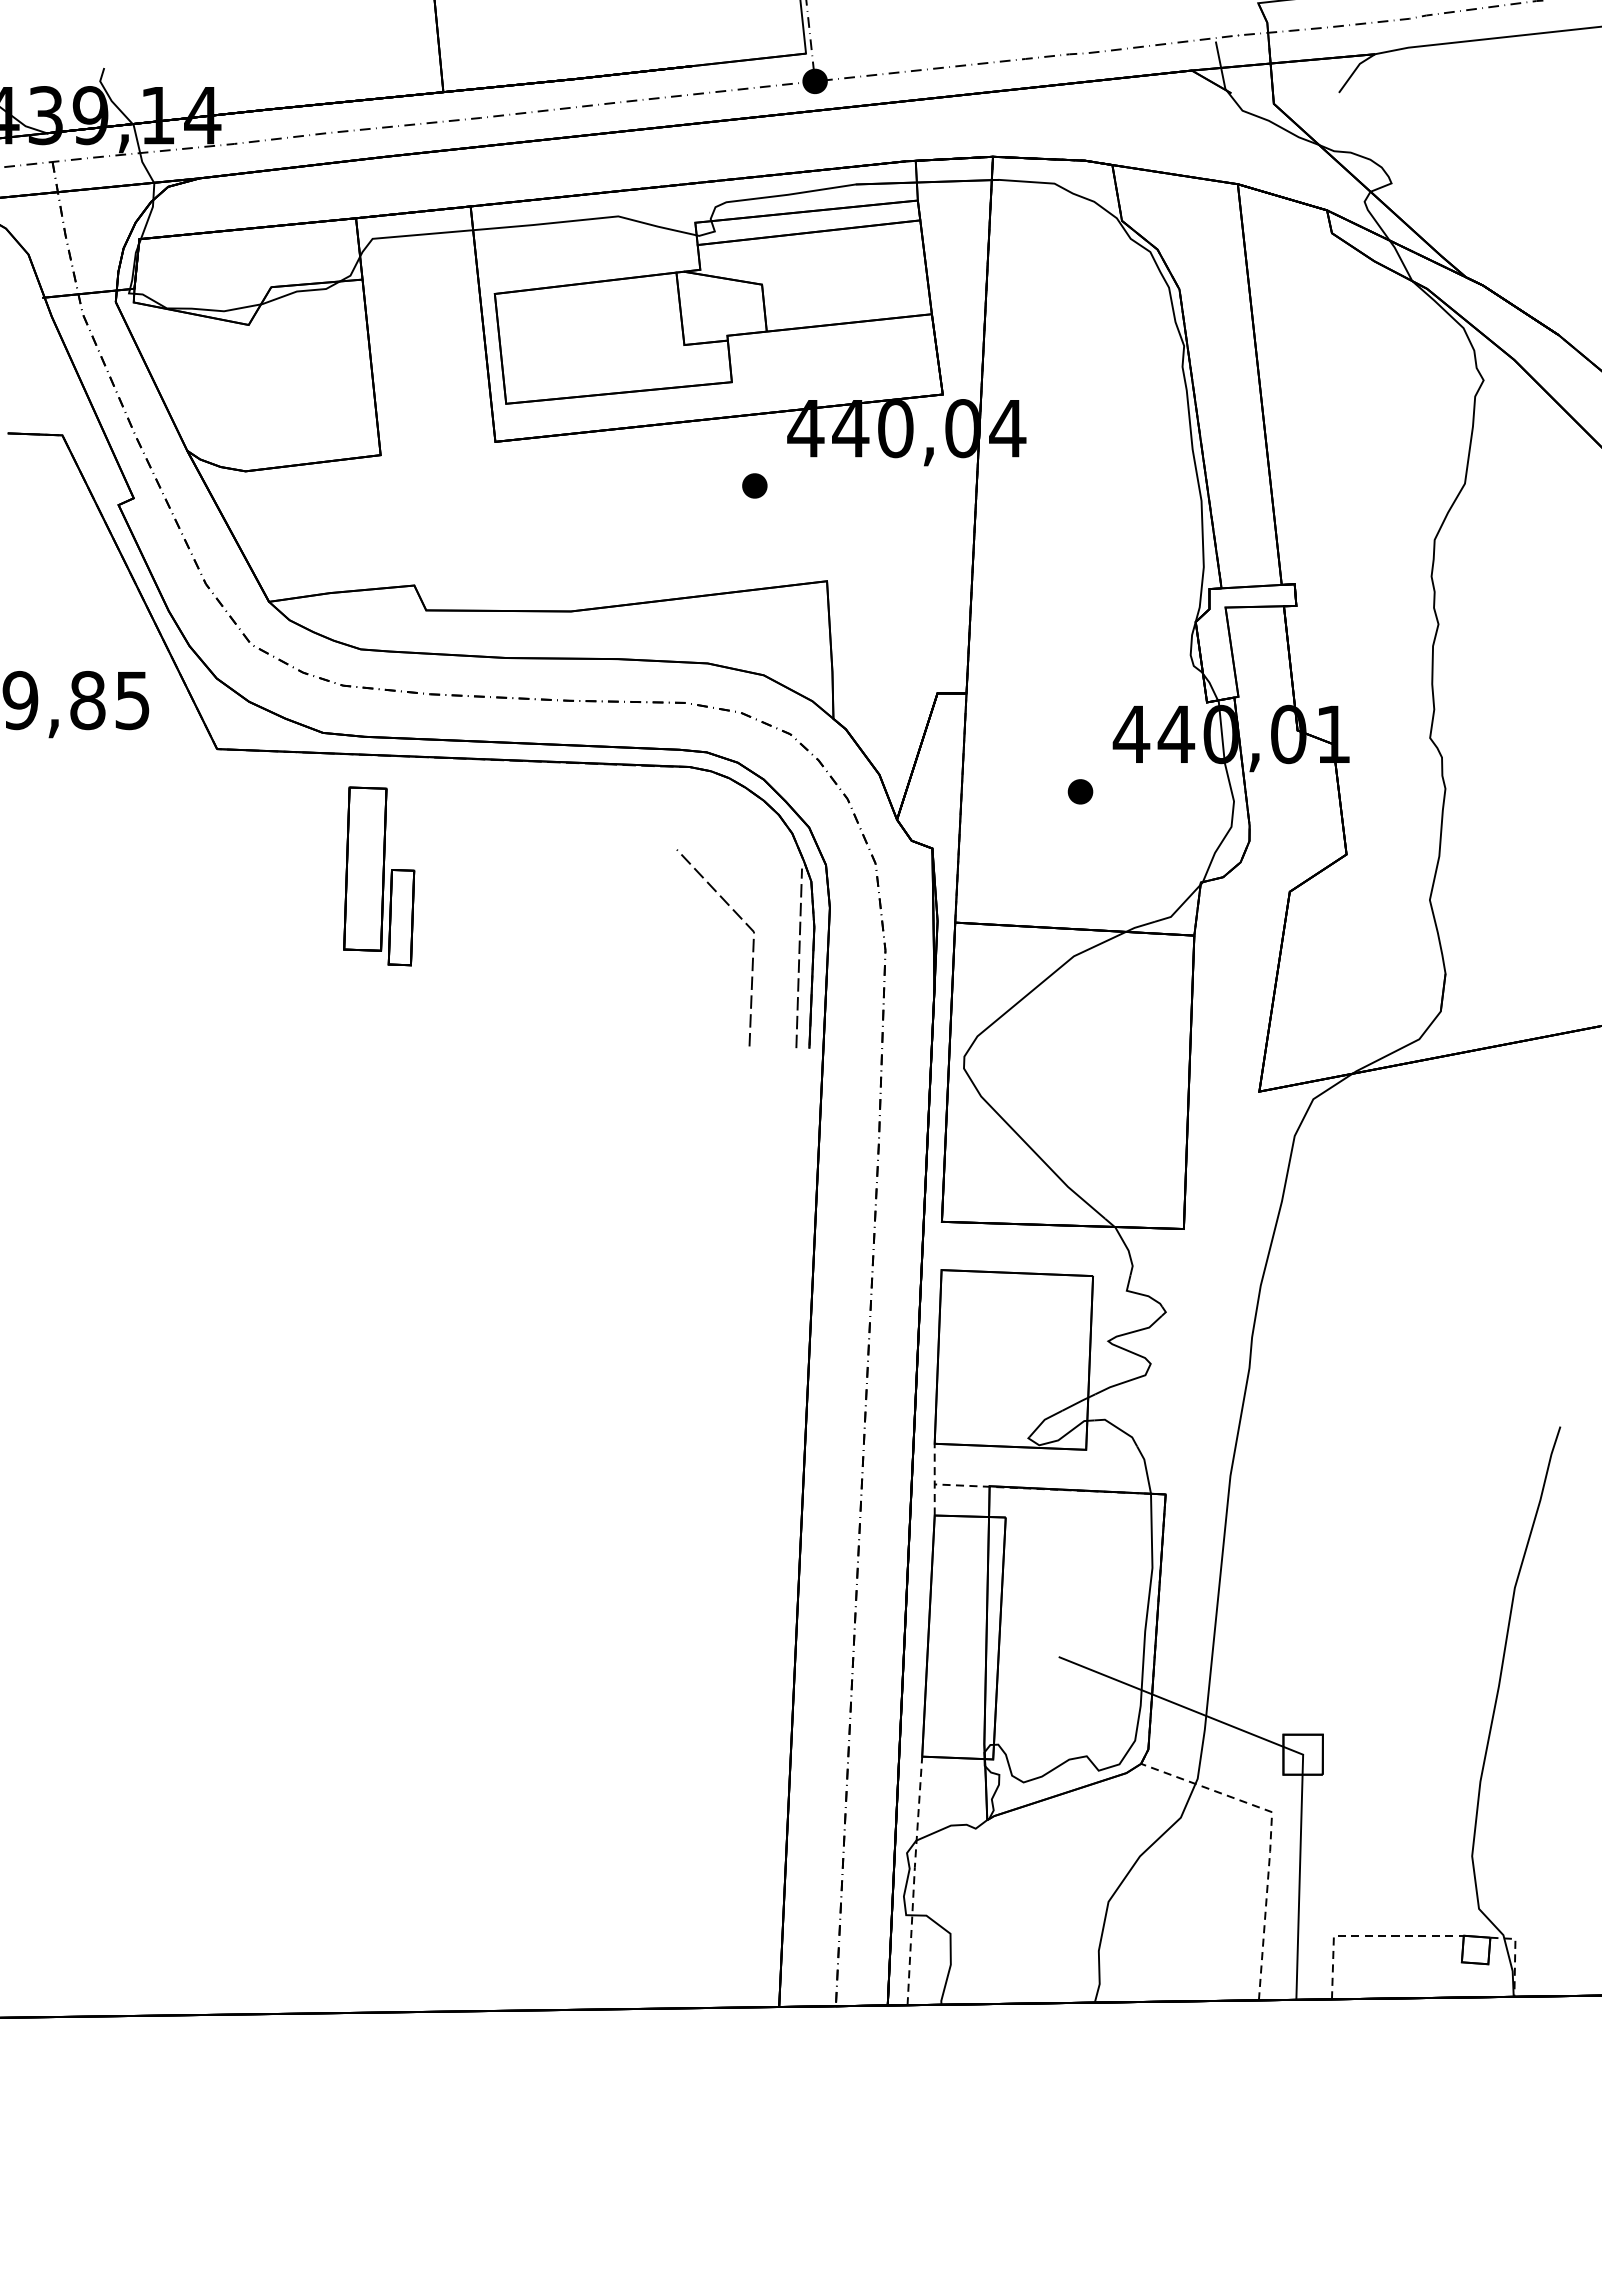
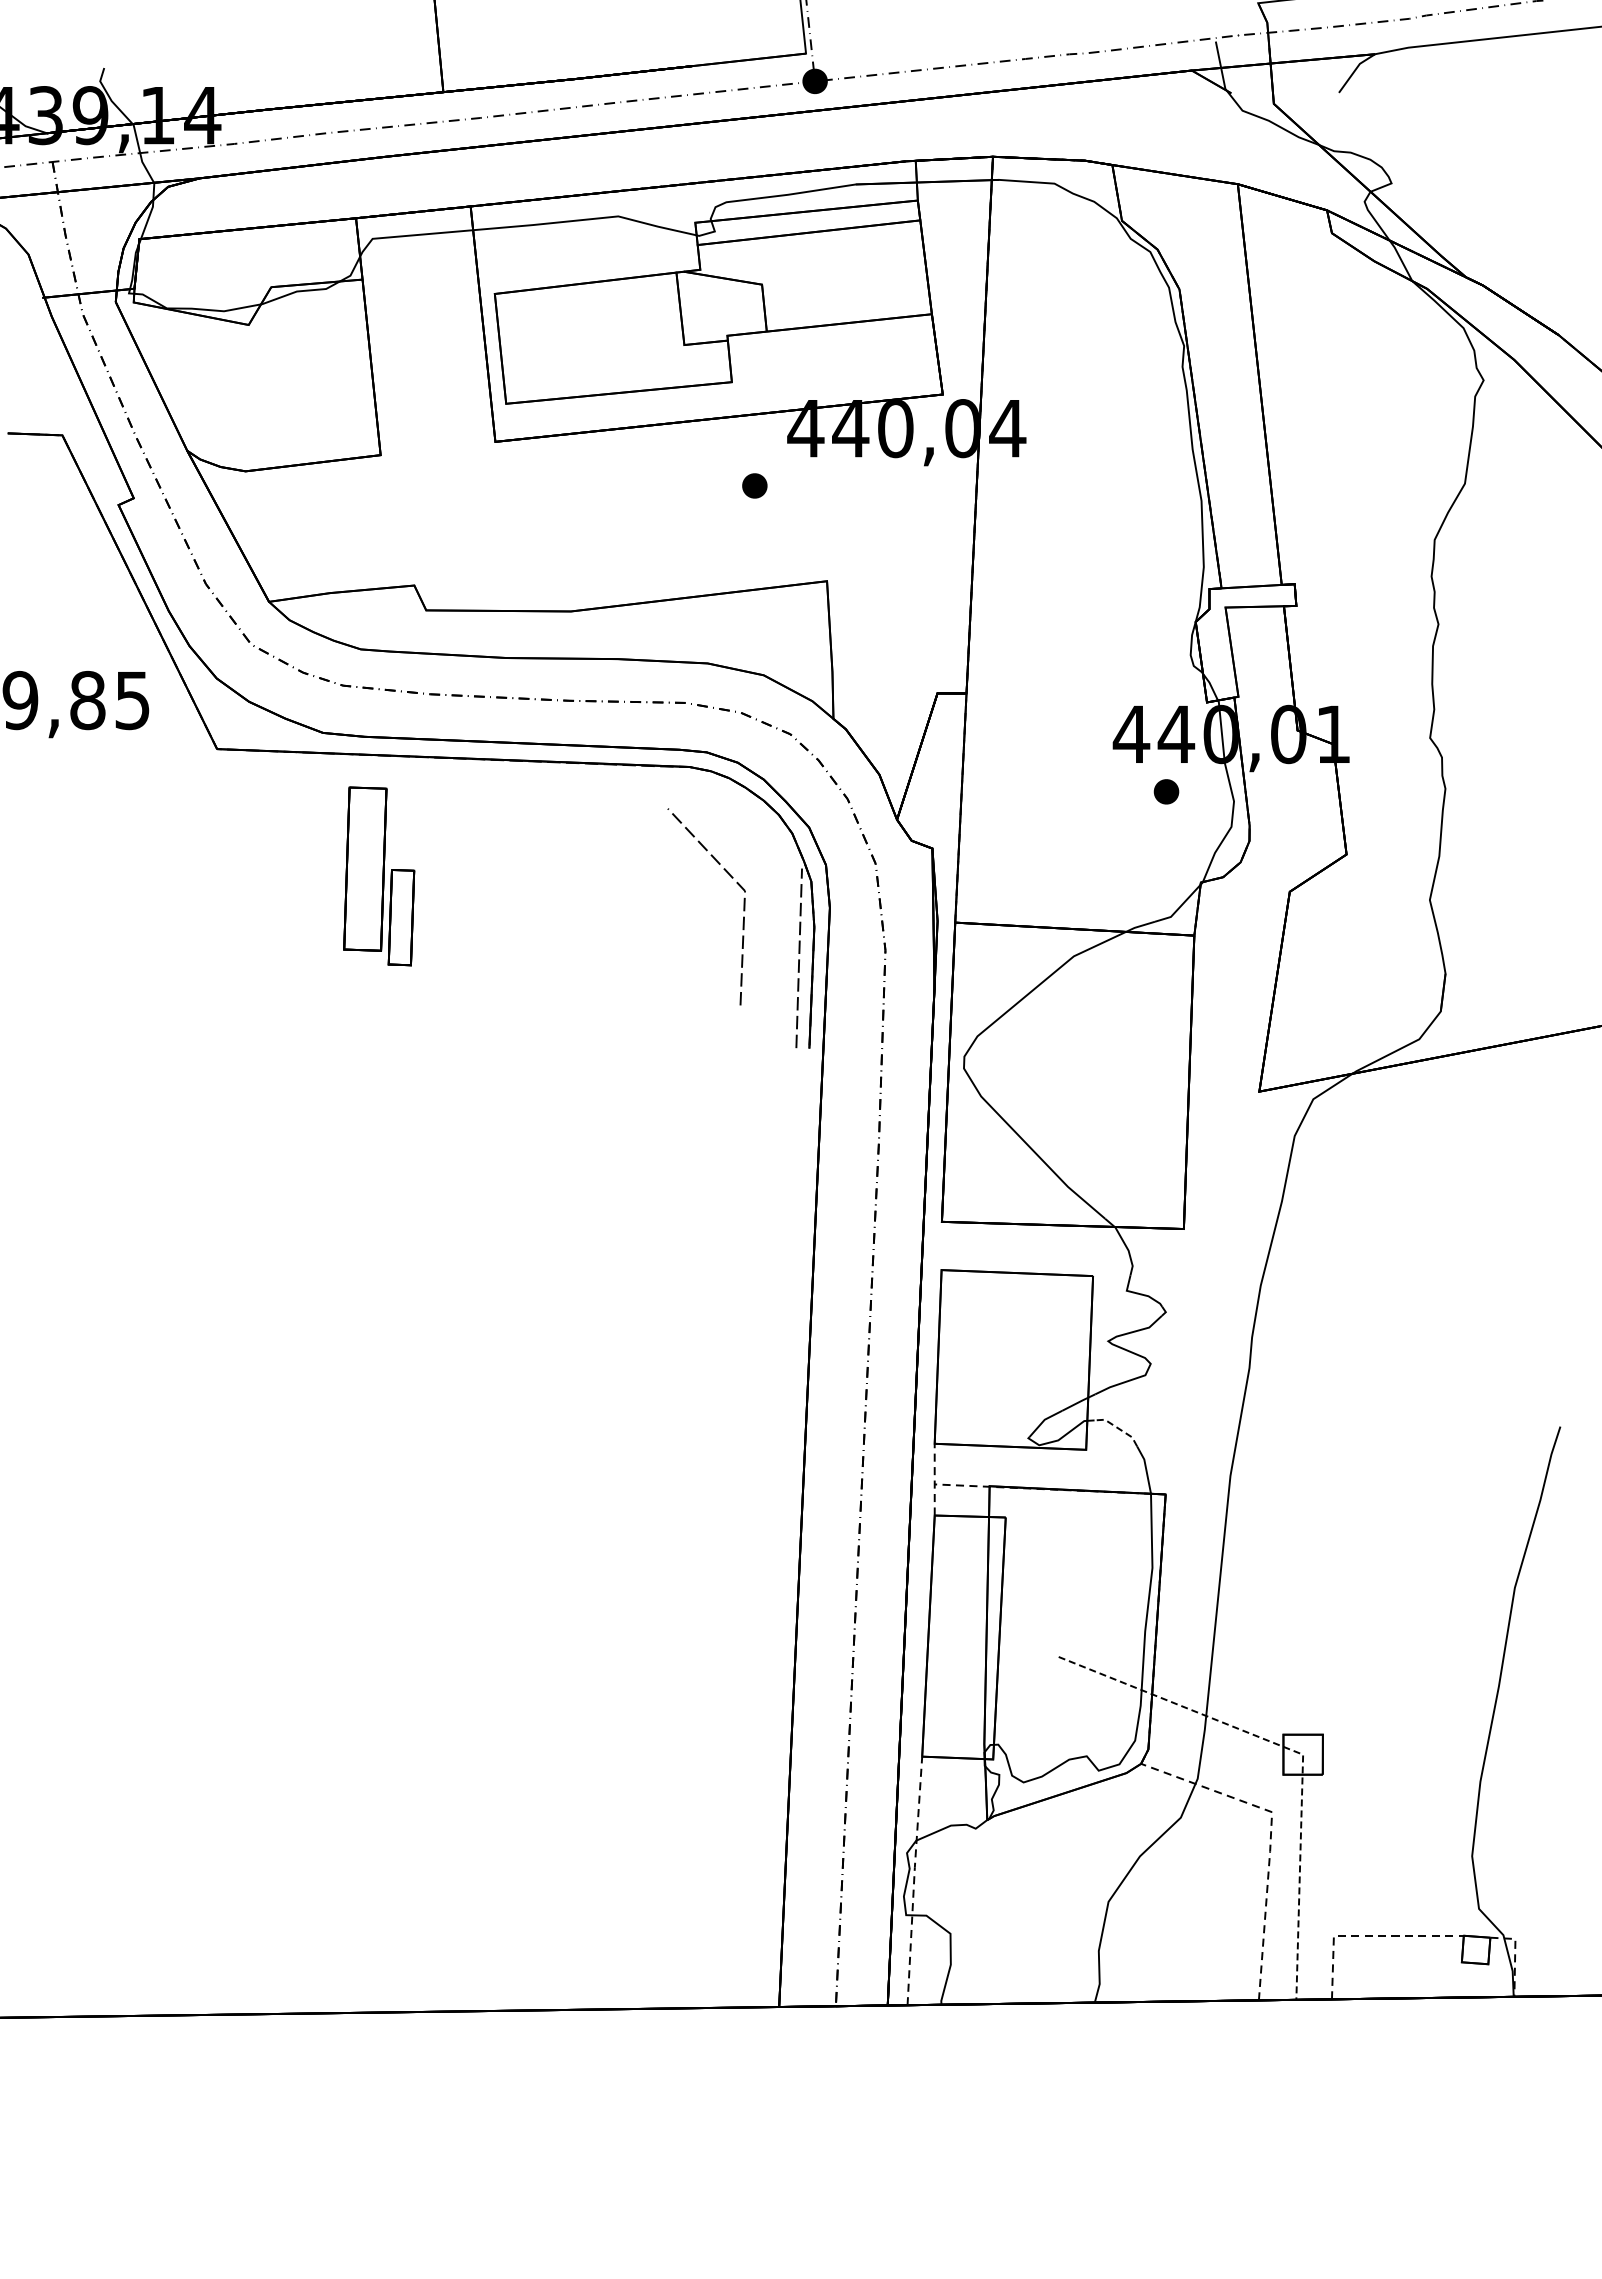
part position: (1080, 791) -> (1166, 791) (1166, 791)
line position: (752, 947) -> (743, 906) (743, 906)
line: solid -> dashed (1118, 1428)
line: solid -> dashed (1295, 1751)
